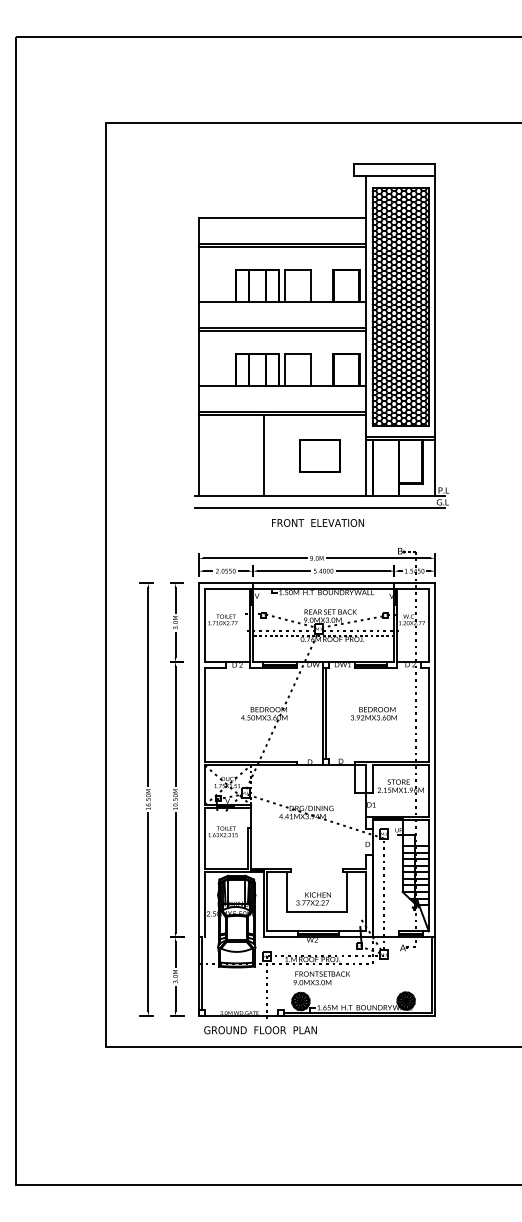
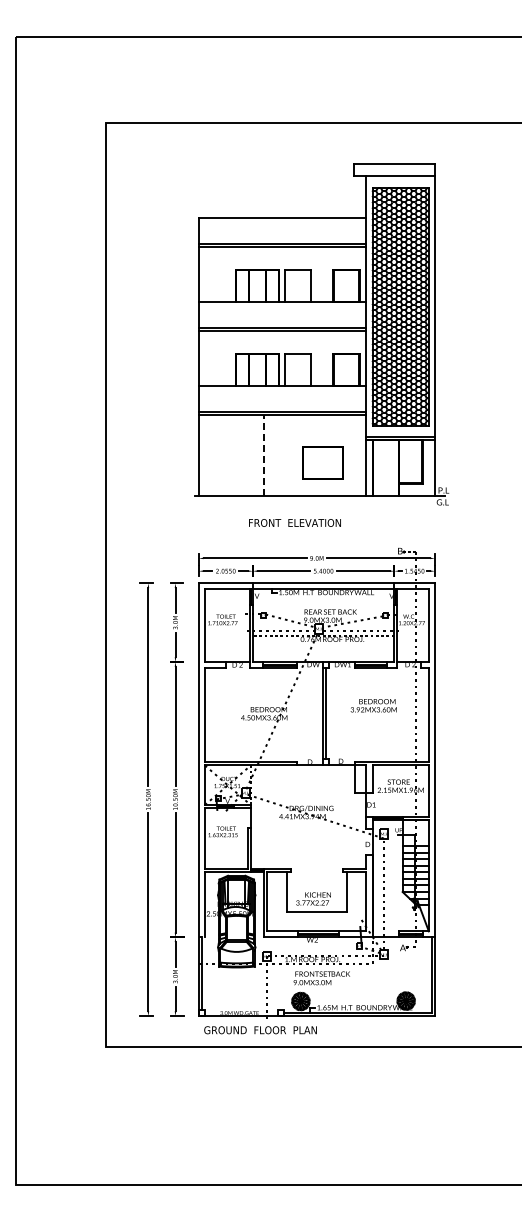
line: solid -> dashed (264, 455)
part position: (319, 455) -> (322, 462) (322, 462)
line: present -> none (319, 507)
text position: (317, 522) -> (294, 522) (294, 522)
text position: (373, 713) -> (373, 705) (373, 705)
